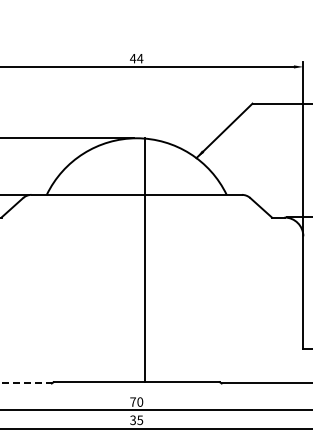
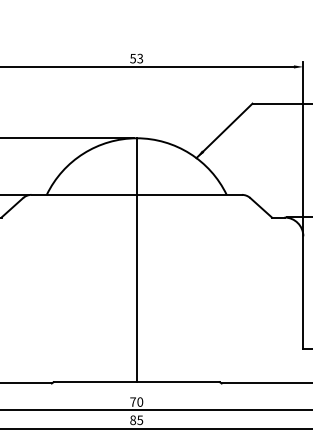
text: 44 -> 53 (136, 58)
line position: (144, 260) -> (136, 260) (136, 260)
line: dashed -> solid (25, 383)
text: 35 -> 85 (133, 419)
